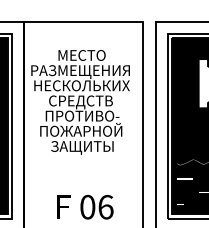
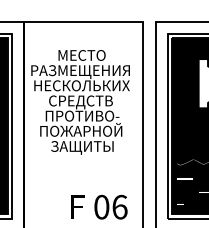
text position: (85, 206) -> (99, 206) (99, 206)
